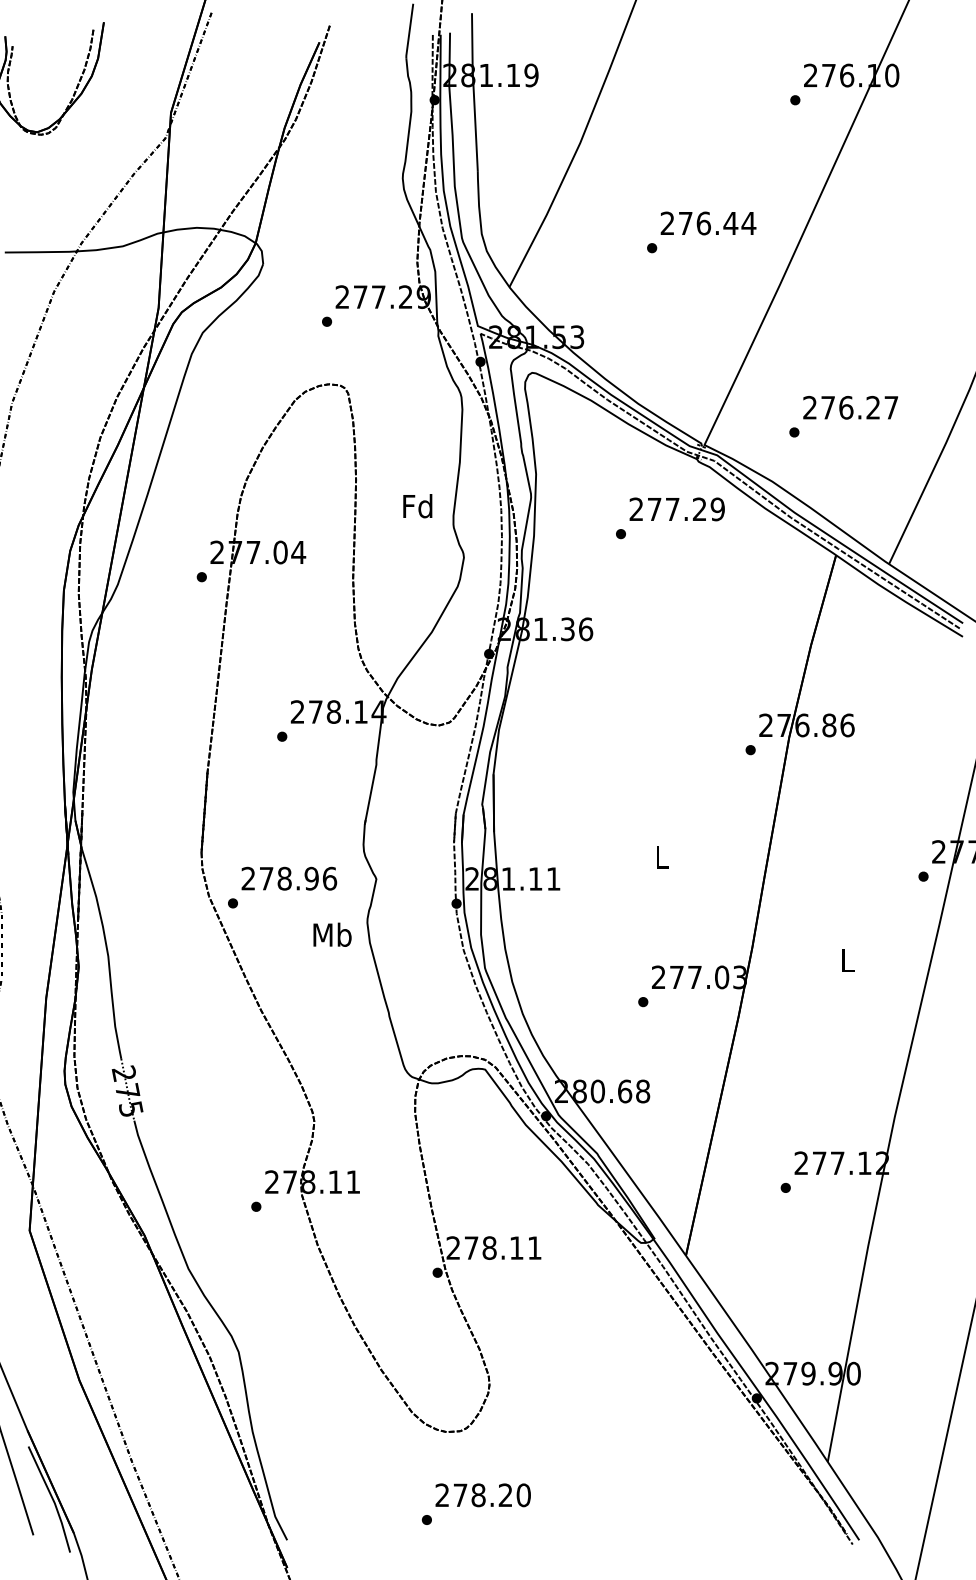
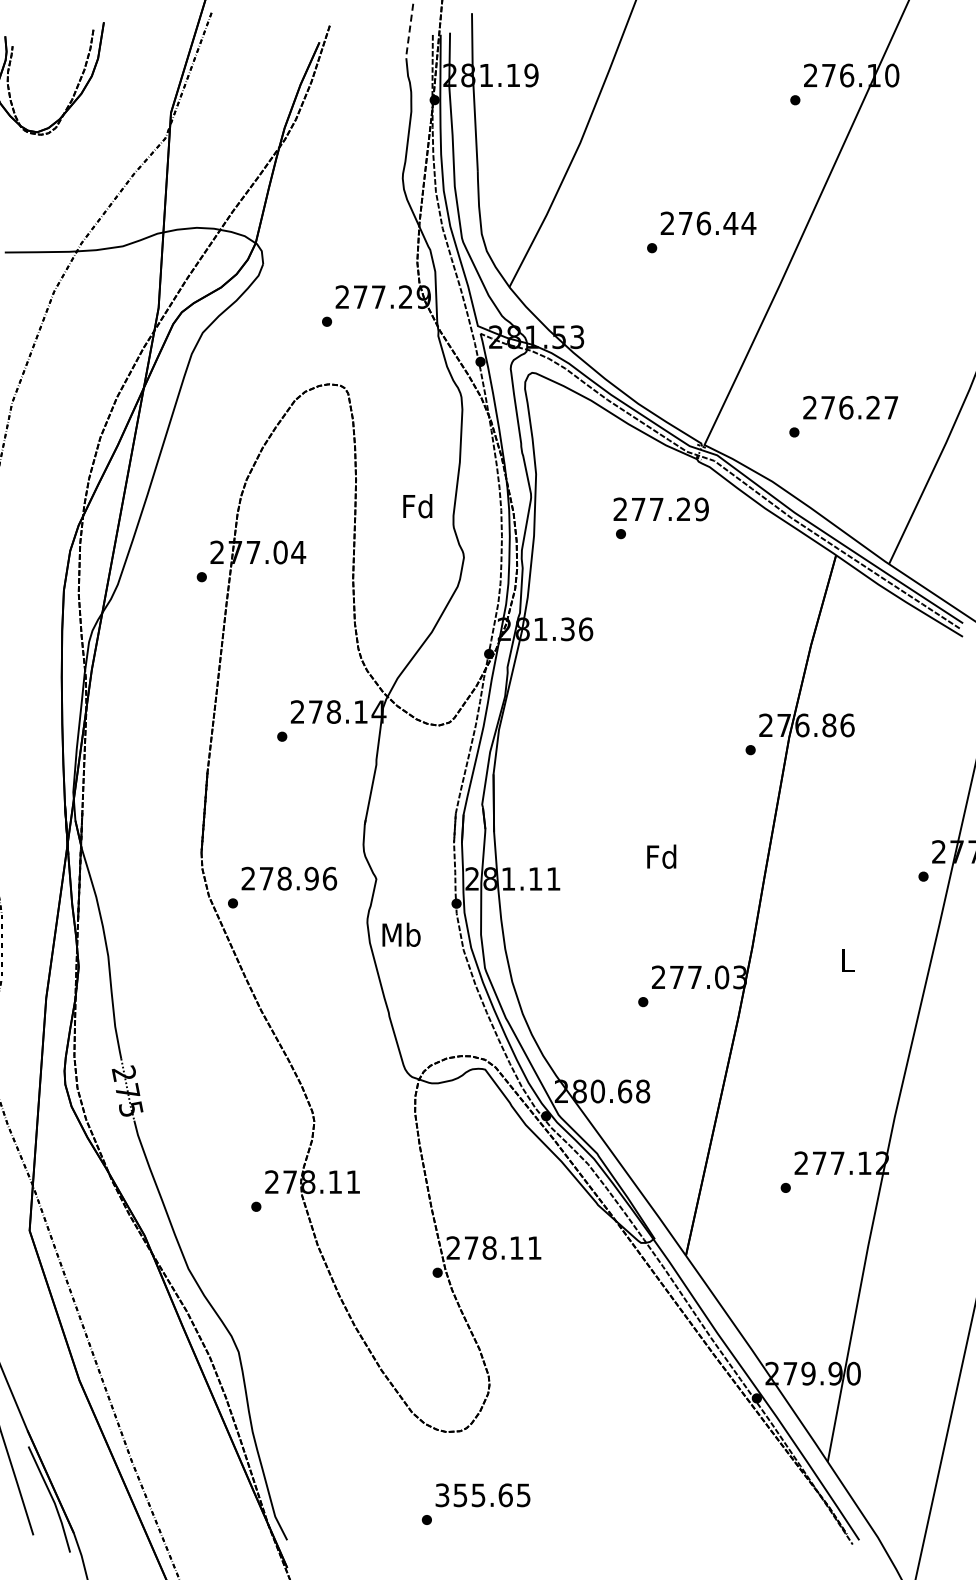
line: solid -> dashed (409, 32)
text position: (676, 509) -> (660, 509) (660, 509)
text: L -> Fd (661, 856)
text position: (332, 934) -> (401, 934) (401, 934)
text: 278.20 -> 355.65 (482, 1495)
